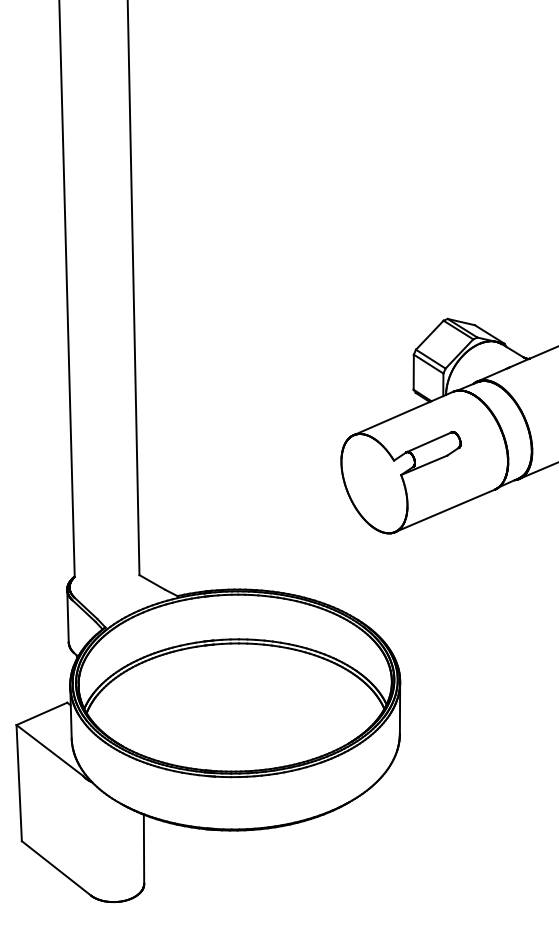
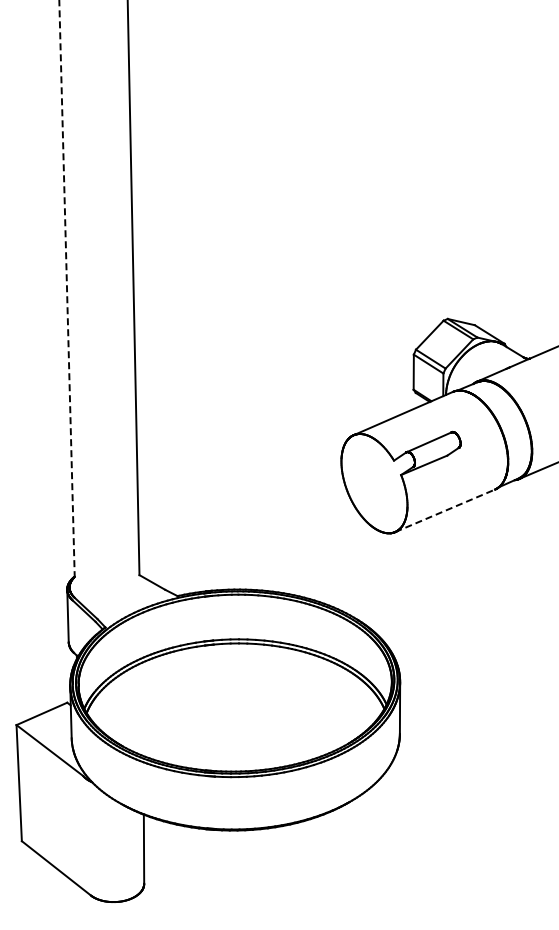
line: solid -> dashed (67, 289)
line: solid -> dashed (445, 510)
